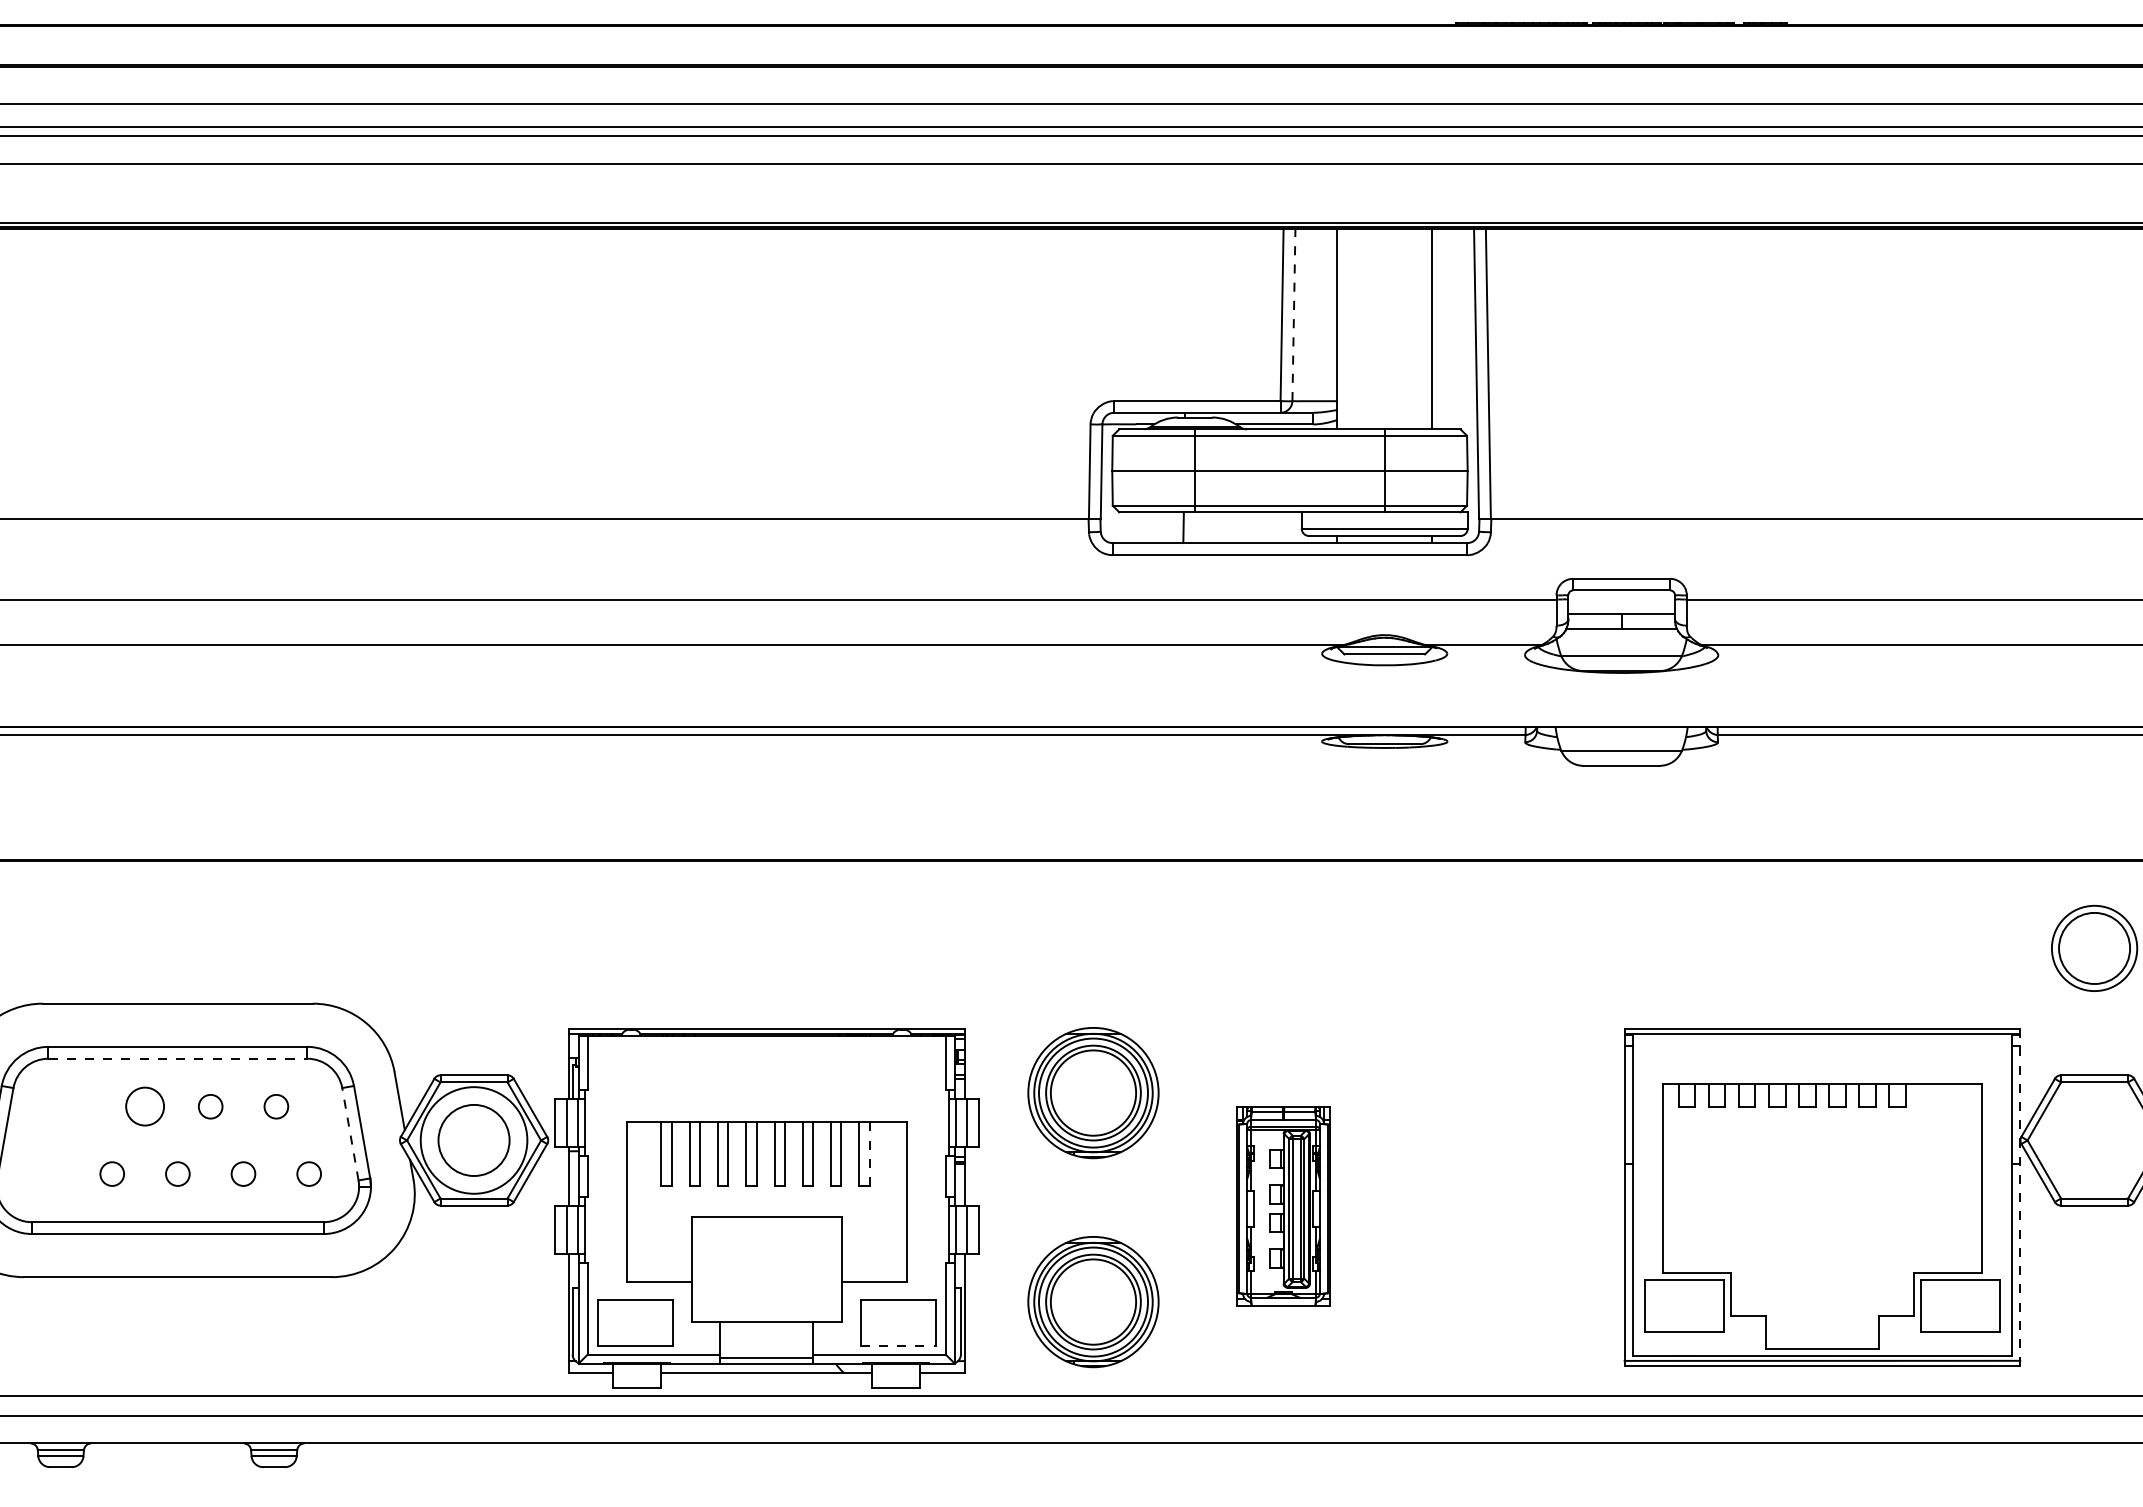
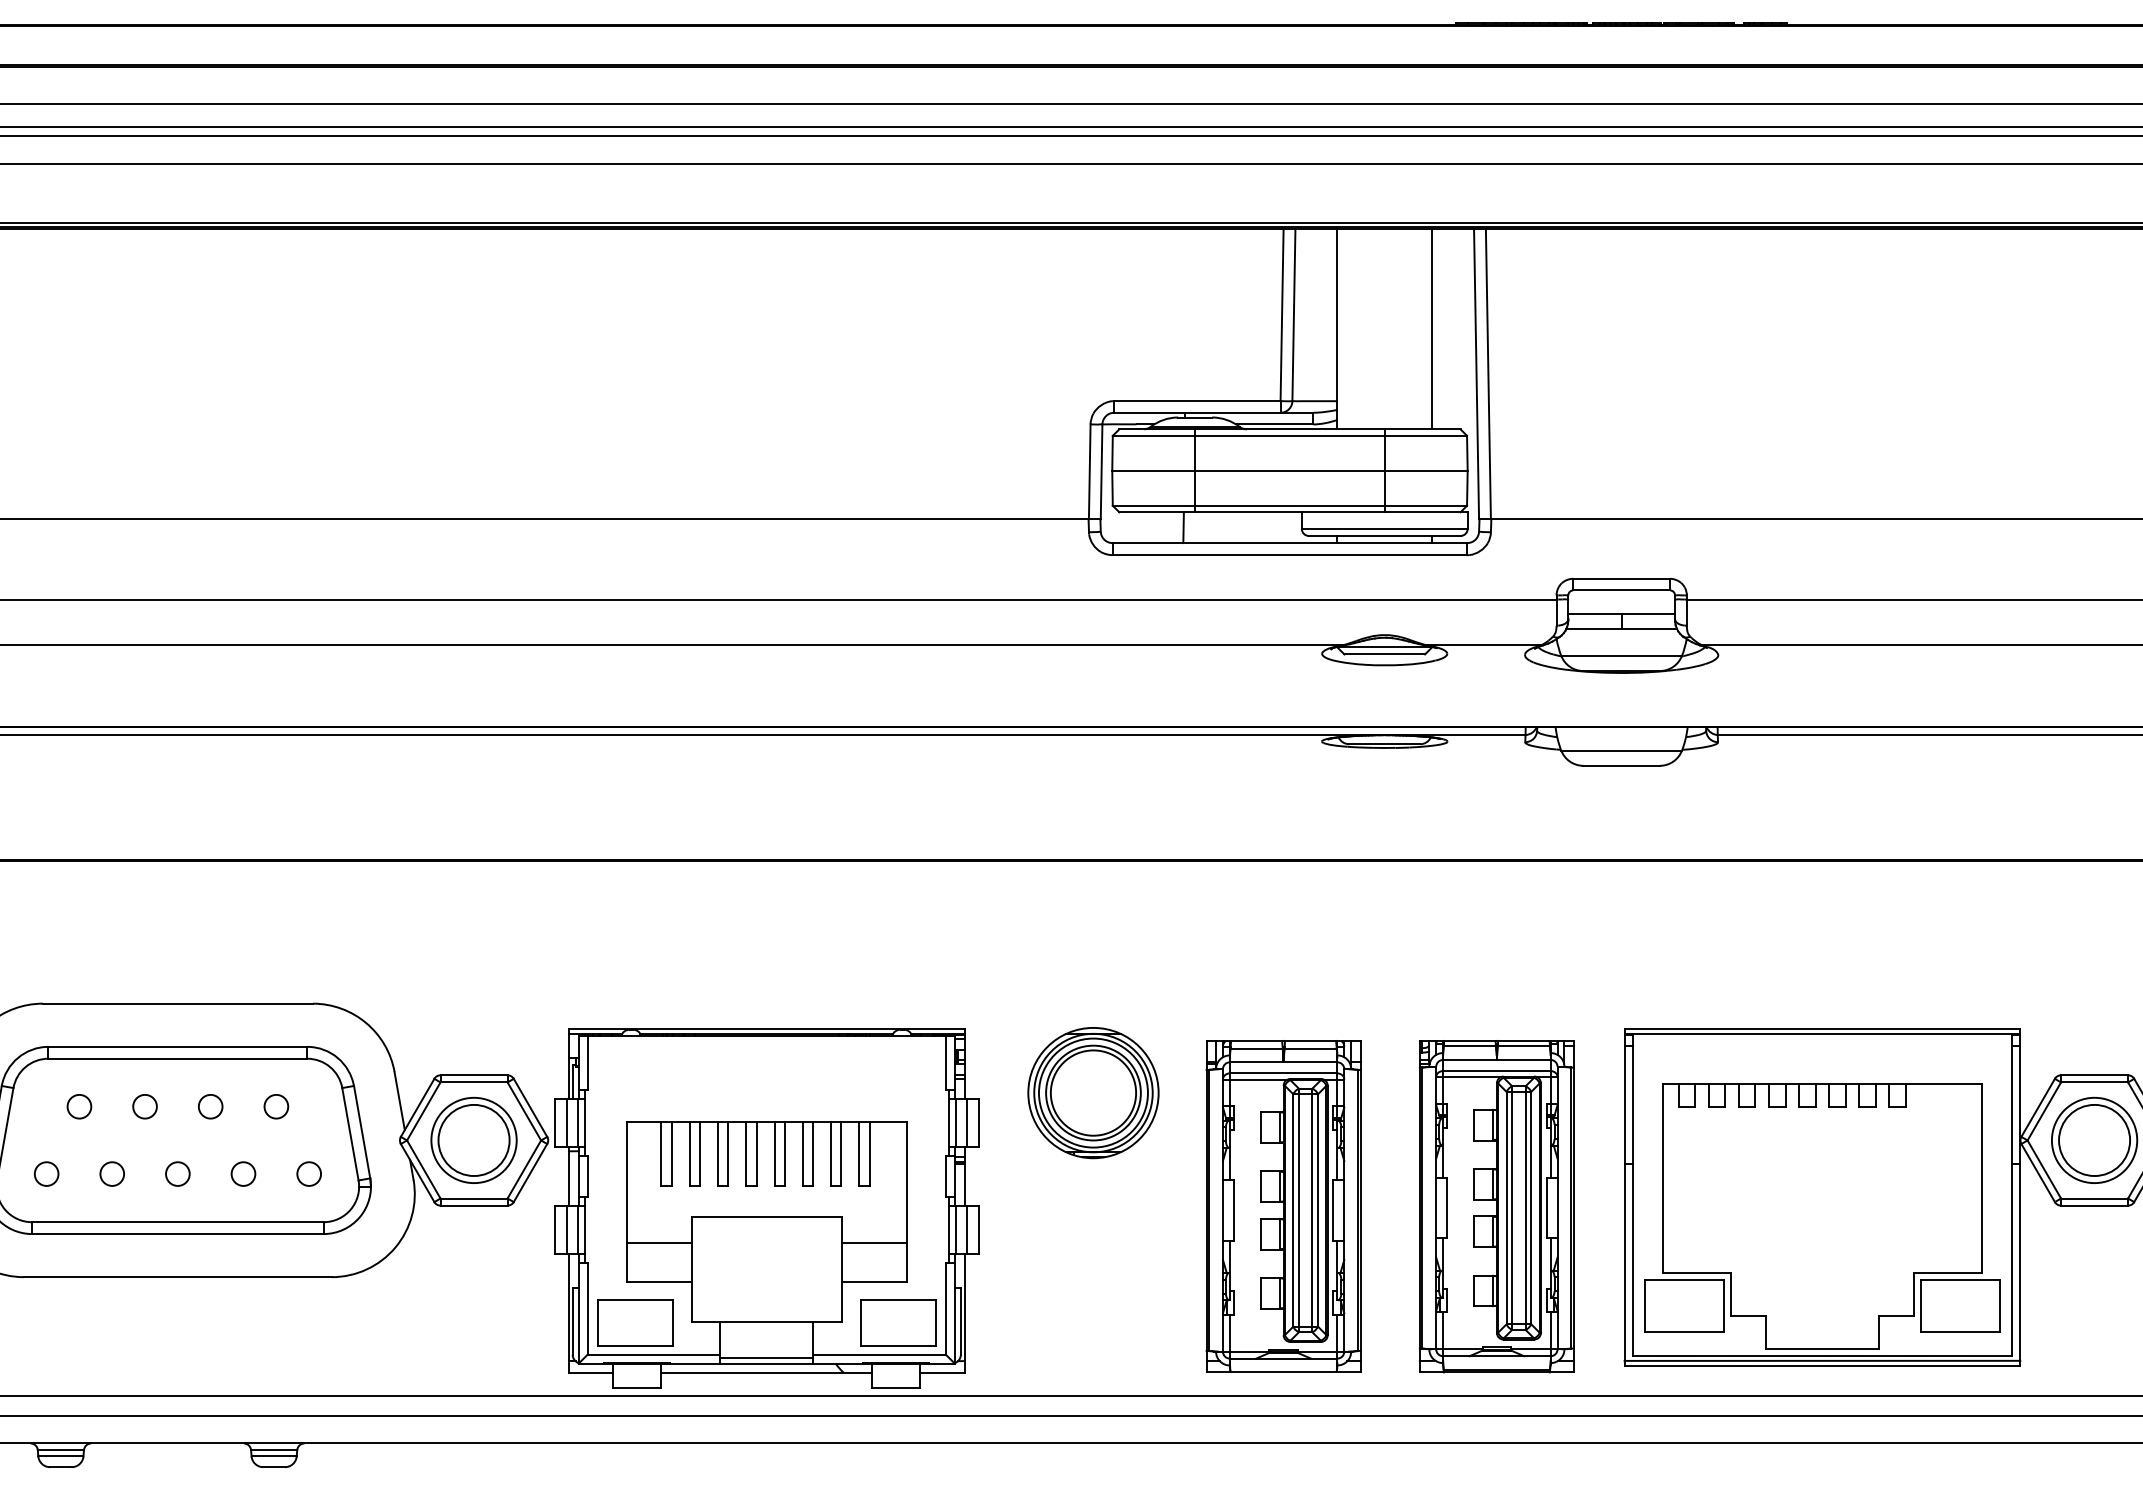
line: dashed -> solid (1293, 315)
part position: (2094, 947) -> (2094, 1139) (2094, 1139)
line: dashed -> solid (178, 1058)
circle: none -> present (79, 1106)
circle size: 40x41 px -> 26x26 px (144, 1106)
line: dashed -> solid (350, 1134)
circle diameter: 107 px -> 85 px (473, 1140)
line: dashed -> solid (869, 1154)
circle: none -> present (46, 1173)
line: dashed -> solid (2020, 1197)
part size: 95x201 px -> 157x333 px (1283, 1206)
part: none -> present (1496, 1206)
line: none -> present (658, 1242)
line: none -> present (873, 1242)
part: present -> none (1093, 1302)
line: dashed -> solid (898, 1345)
